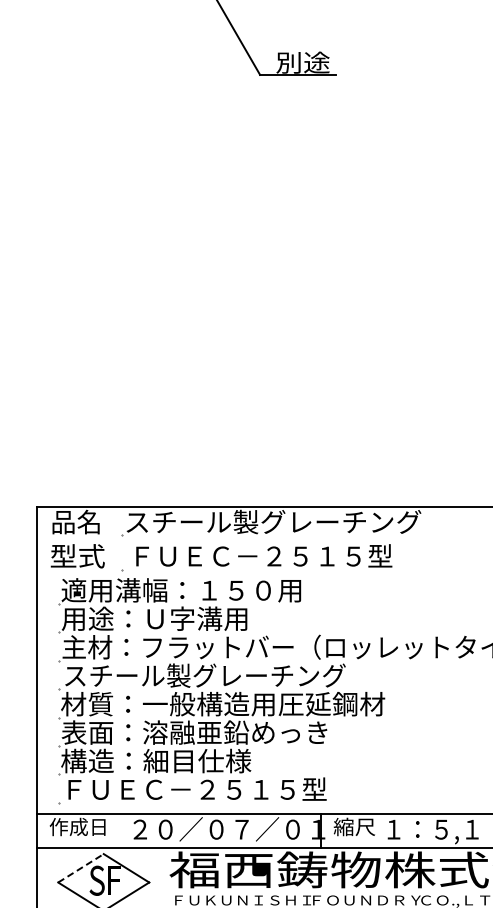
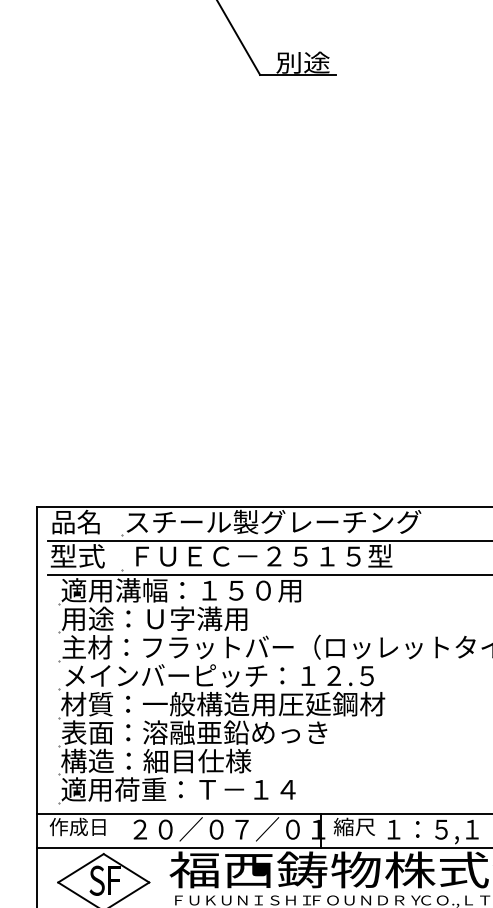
line: none -> present (268, 541)
line: none -> present (268, 575)
text: スチール製グレーチング -> メインバーピッチ：１２.５ (219, 675)
text: ＦＵＥＣ－２５１５型 -> 適用荷重：Ｔ－１４ (193, 789)
line: dashed -> solid (80, 868)
